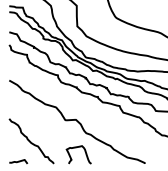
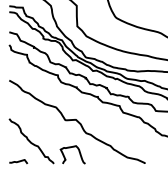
curve position: (76, 148) -> (70, 148) (70, 148)
